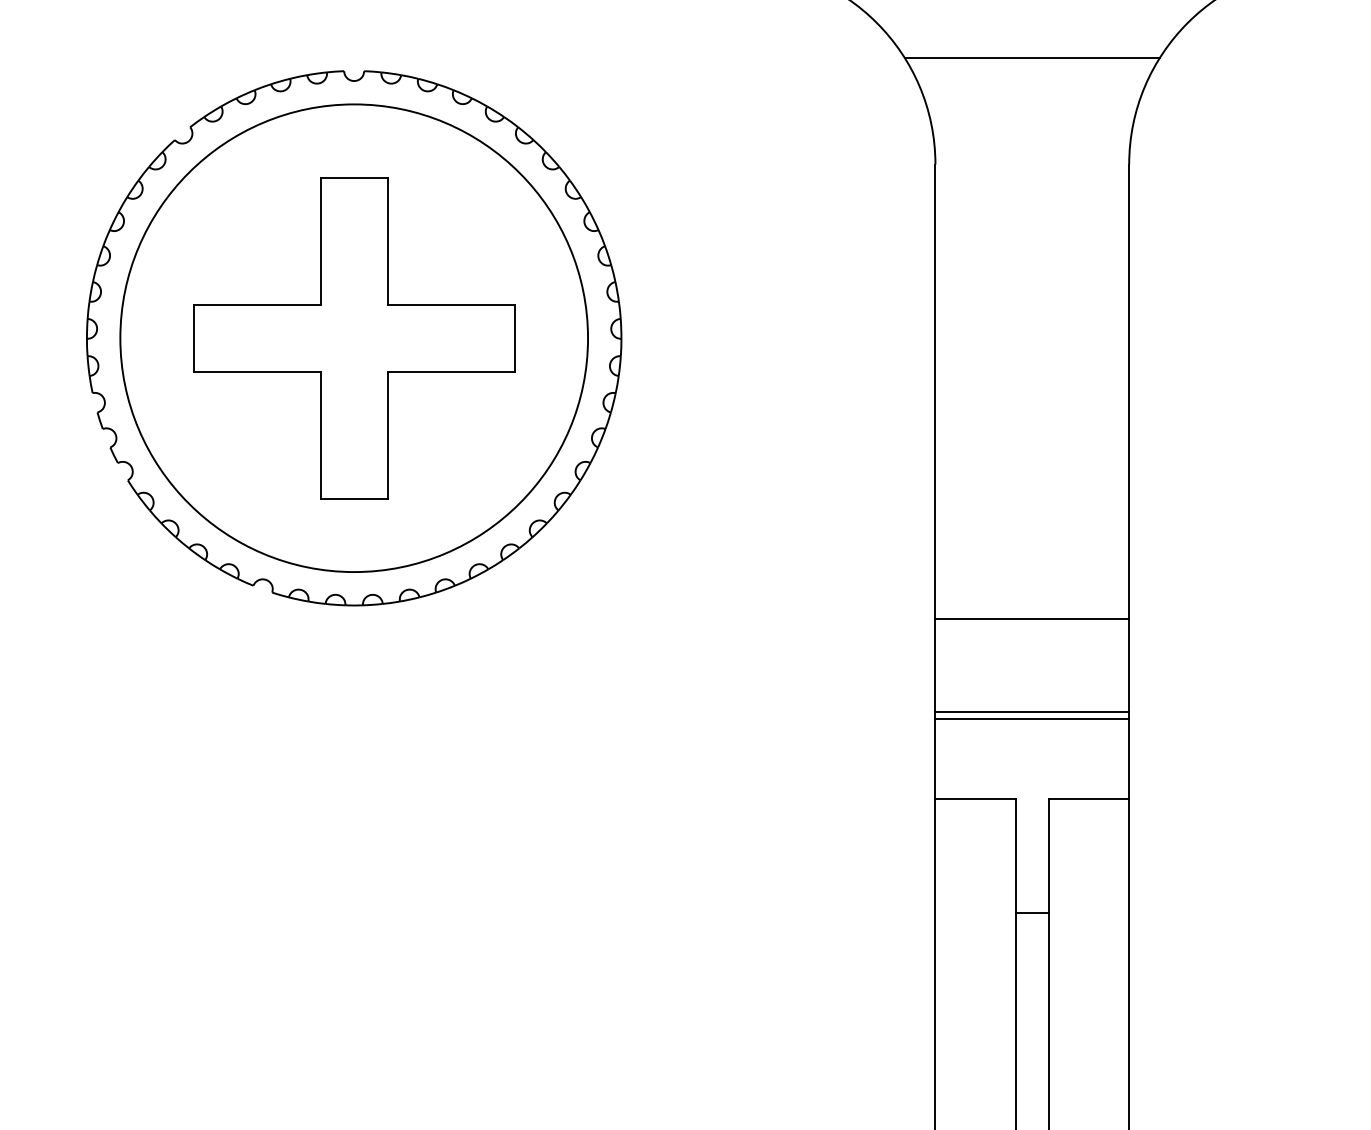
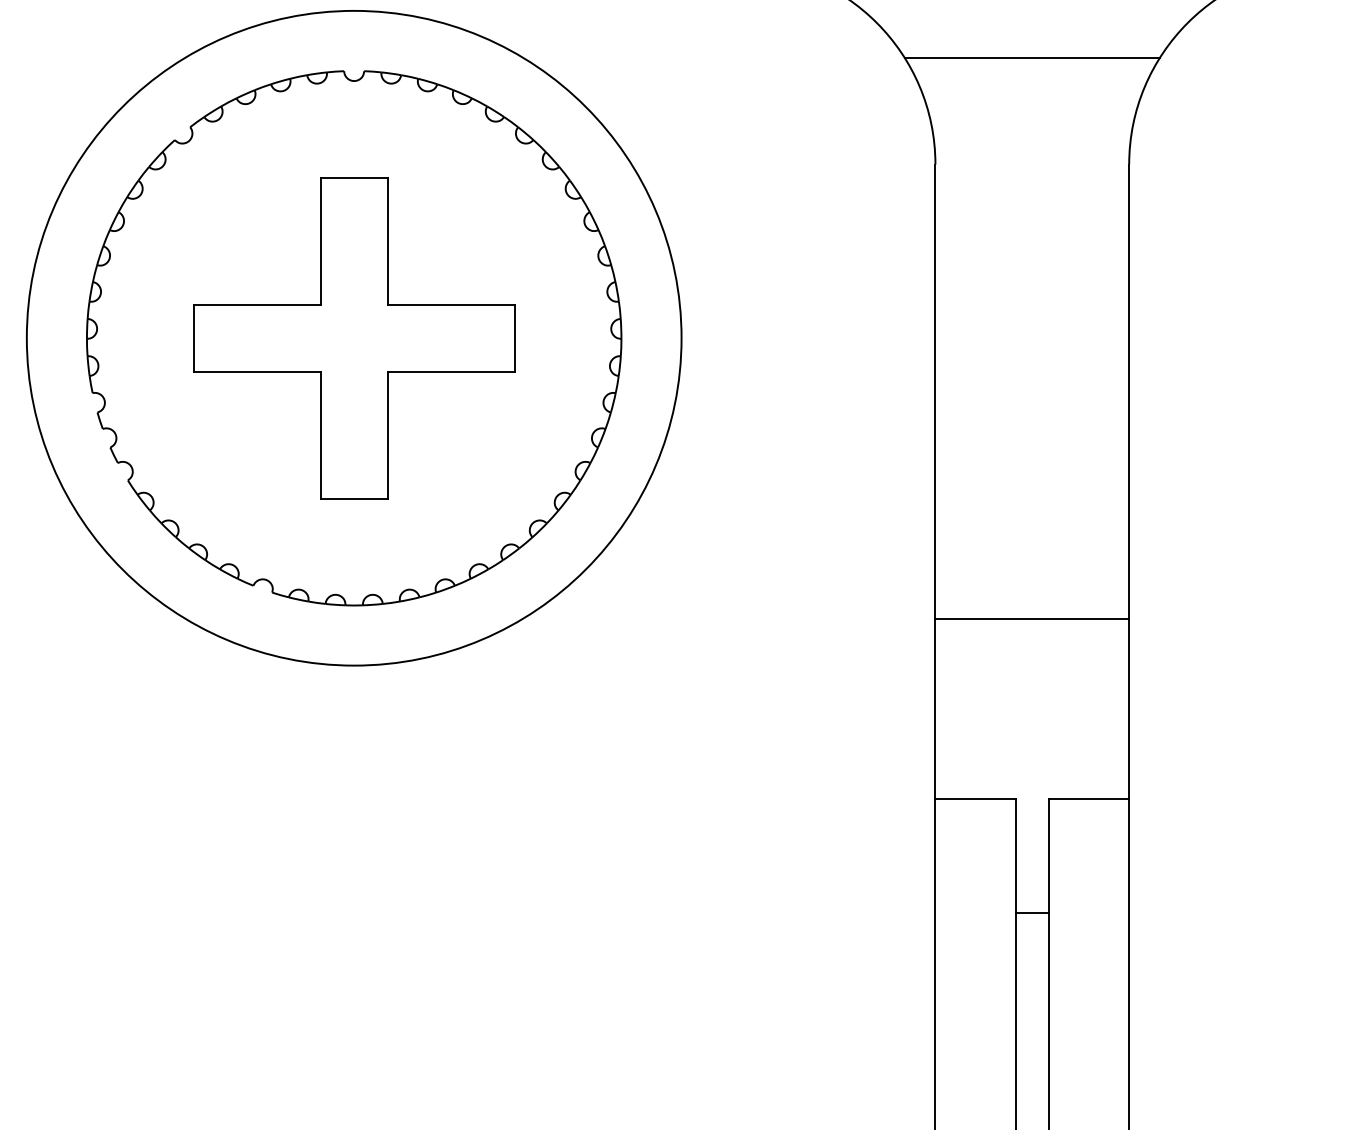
circle diameter: 468 px -> 655 px (353, 337)
line: present -> none (1032, 712)
line: present -> none (1032, 719)
